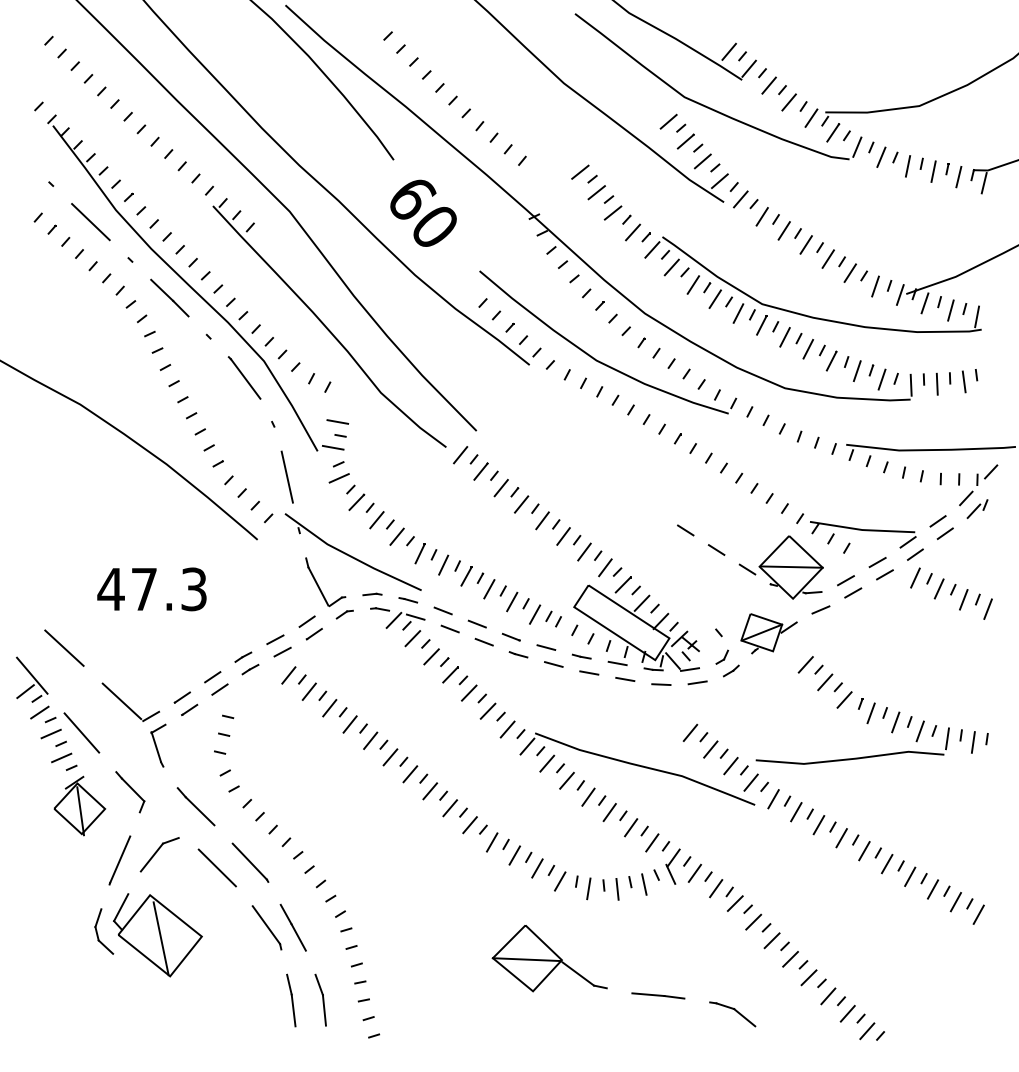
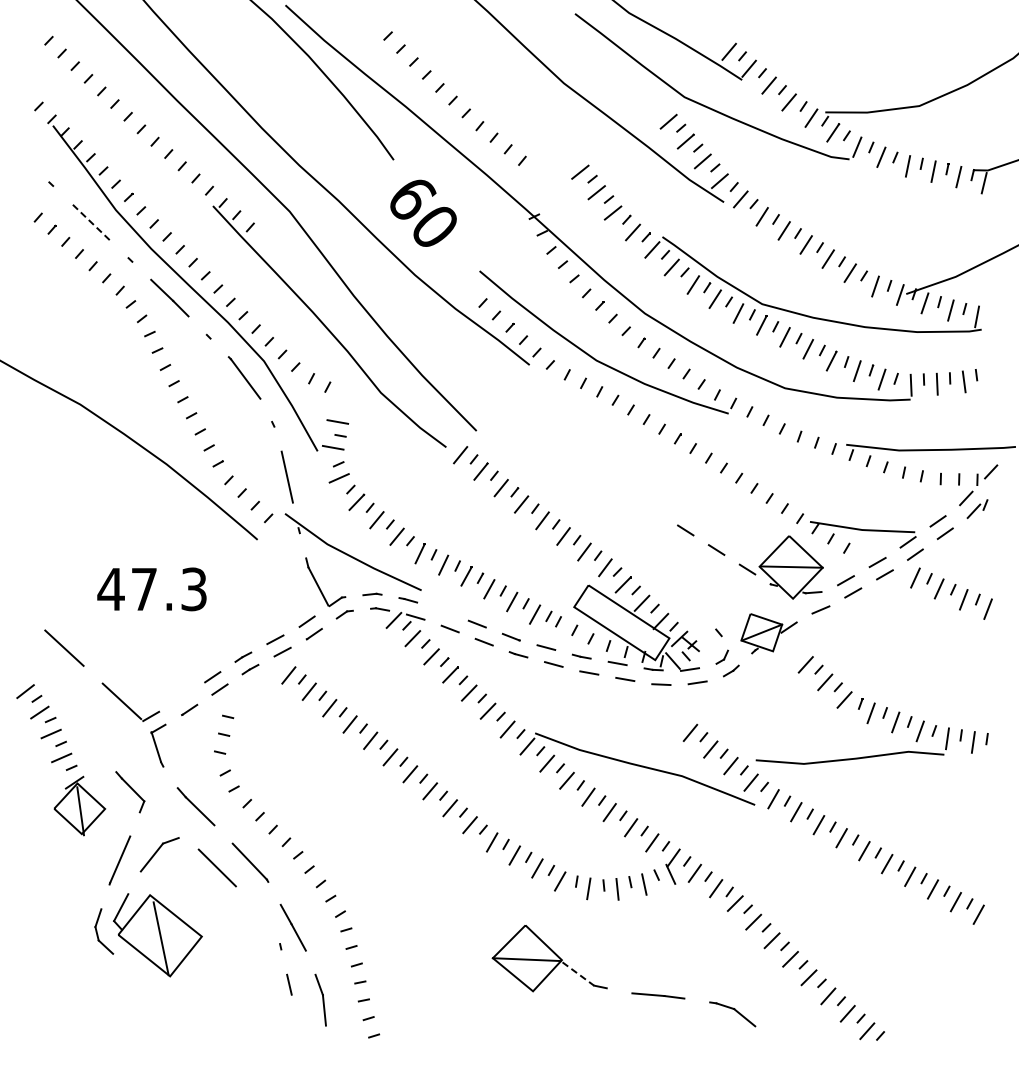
line: solid -> dashed (90, 221)
line: present -> none (442, 610)
line: present -> none (32, 675)
line: present -> none (181, 697)
line: present -> none (81, 732)
line: present -> none (266, 925)
line: solid -> dashed (578, 973)
line: present -> none (293, 1010)
